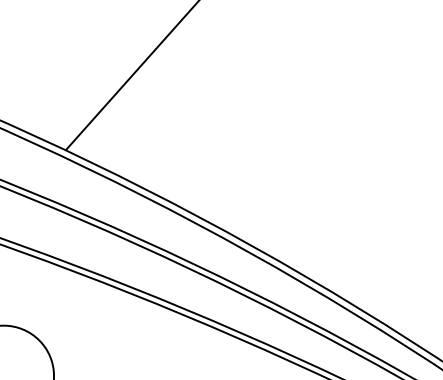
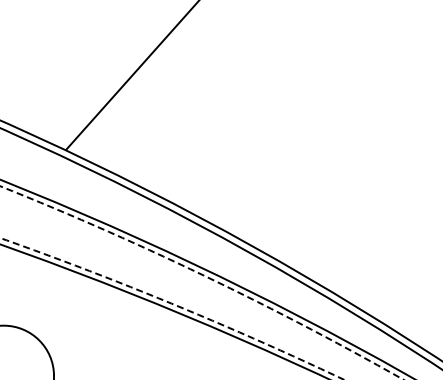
arc: solid -> dashed (207, 277)
arc: solid -> dashed (174, 304)
